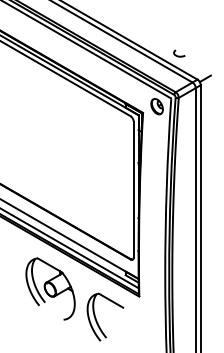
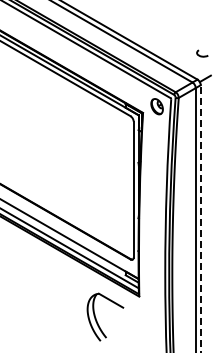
curve position: (179, 55) -> (202, 55) (202, 55)
line: solid -> dashed (200, 219)
part: present -> none (50, 288)
